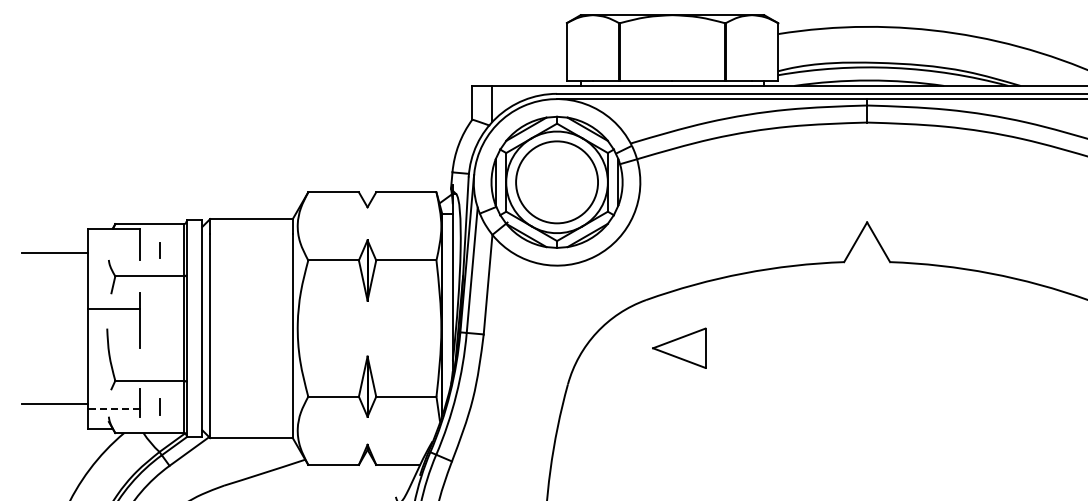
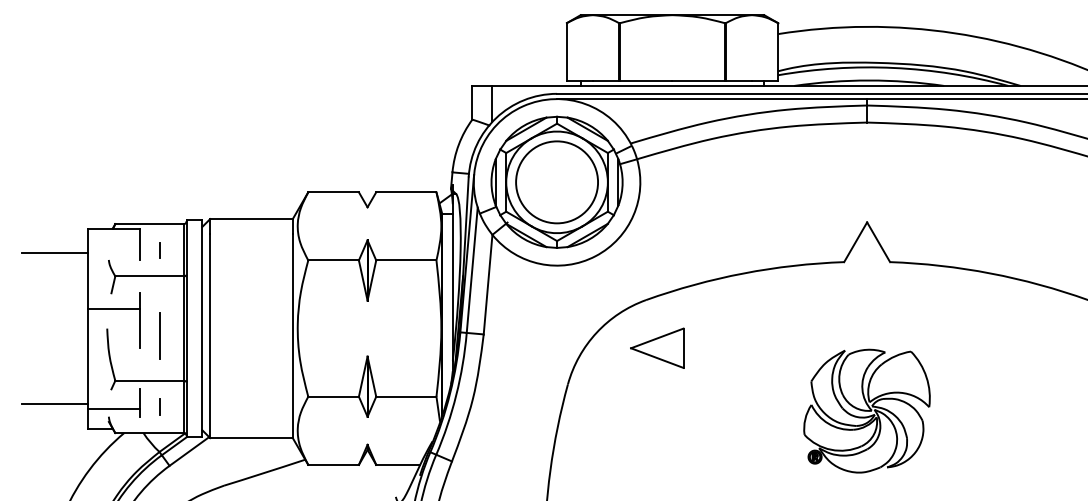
line: none -> present (159, 336)
part position: (679, 347) -> (657, 347) (657, 347)
line: dashed -> solid (113, 409)
part: none -> present (866, 410)
